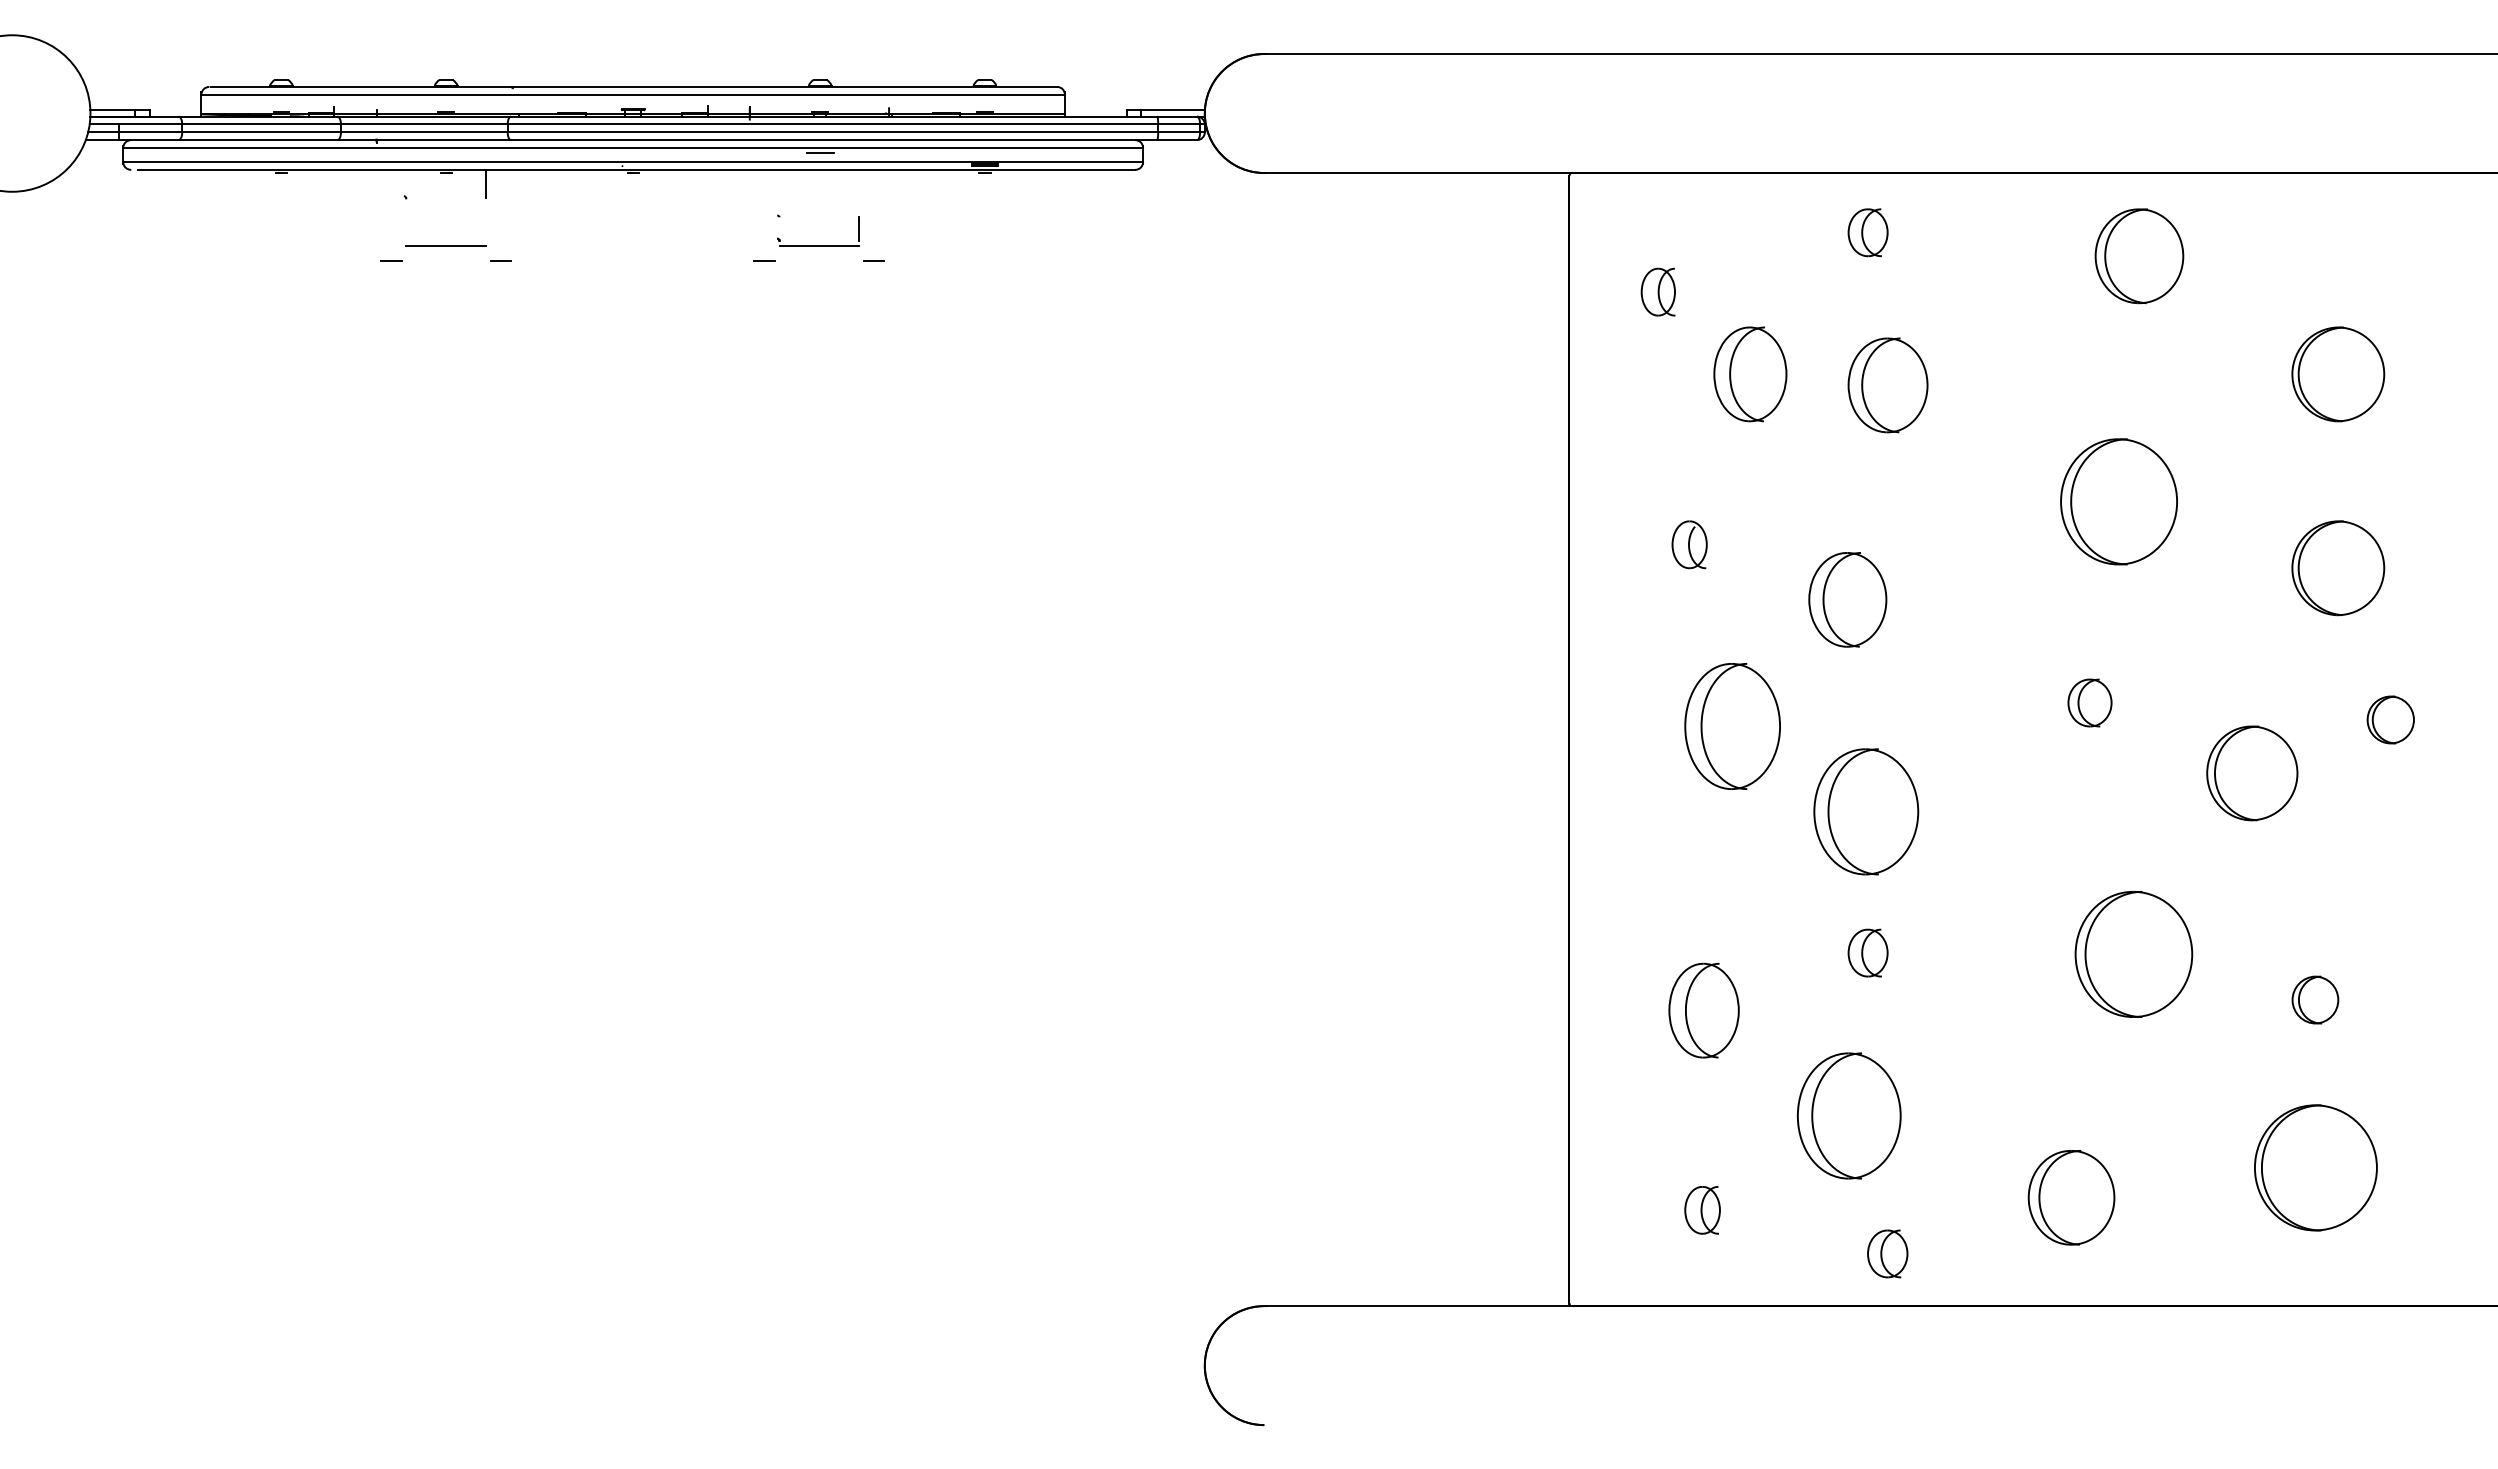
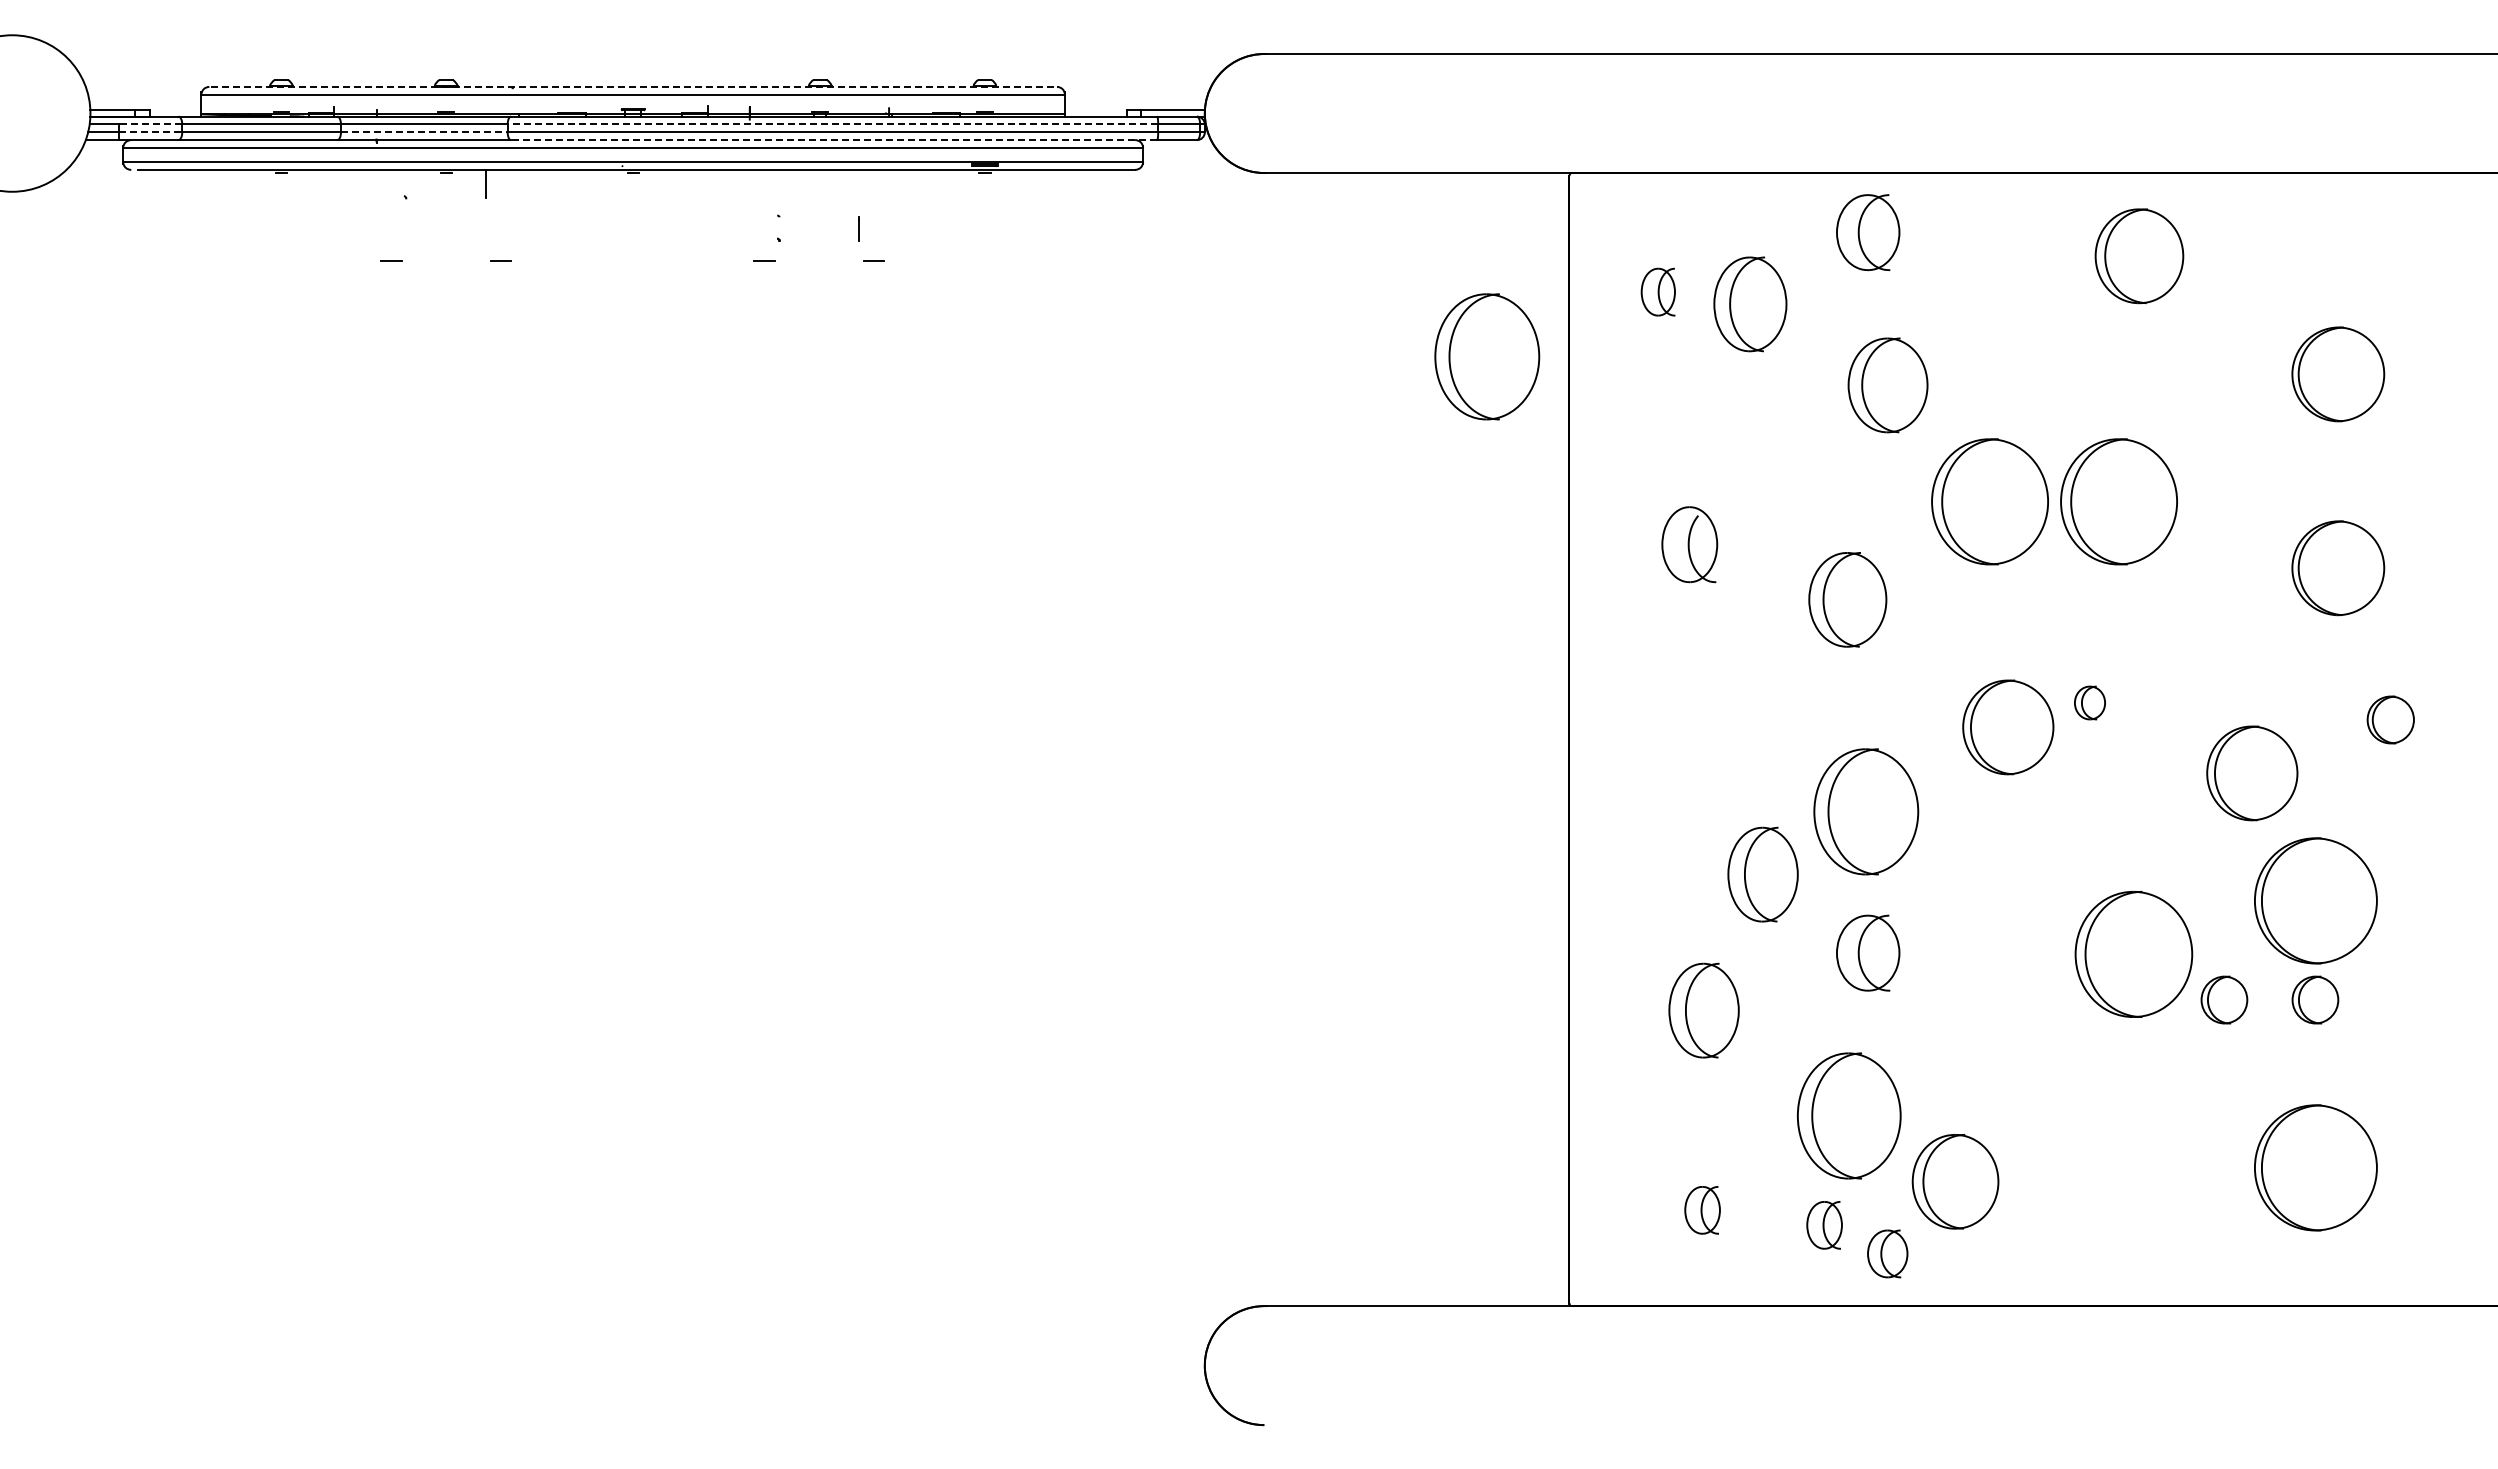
line: solid -> dashed (634, 86)
line: solid -> dashed (150, 124)
line: solid -> dashed (832, 124)
line: solid -> dashed (150, 132)
line: solid -> dashed (424, 132)
line: solid -> dashed (833, 140)
line: present -> none (819, 152)
part size: 42x50 px -> 65x78 px (1868, 232)
line: present -> none (446, 245)
line: present -> none (819, 245)
part: none -> present (1487, 356)
part position: (1750, 374) -> (1750, 304) (1750, 304)
part: none -> present (1989, 501)
part size: 37x50 px -> 58x78 px (1689, 544)
part size: 46x50 px -> 32x36 px (2089, 702)
part: present -> none (1732, 726)
part: none -> present (2008, 727)
part: none -> present (1762, 874)
part: none -> present (2315, 900)
part size: 42x50 px -> 65x78 px (1868, 952)
part: none -> present (2224, 999)
part position: (2071, 1197) -> (1955, 1181) (1955, 1181)
part: none -> present (1824, 1225)
